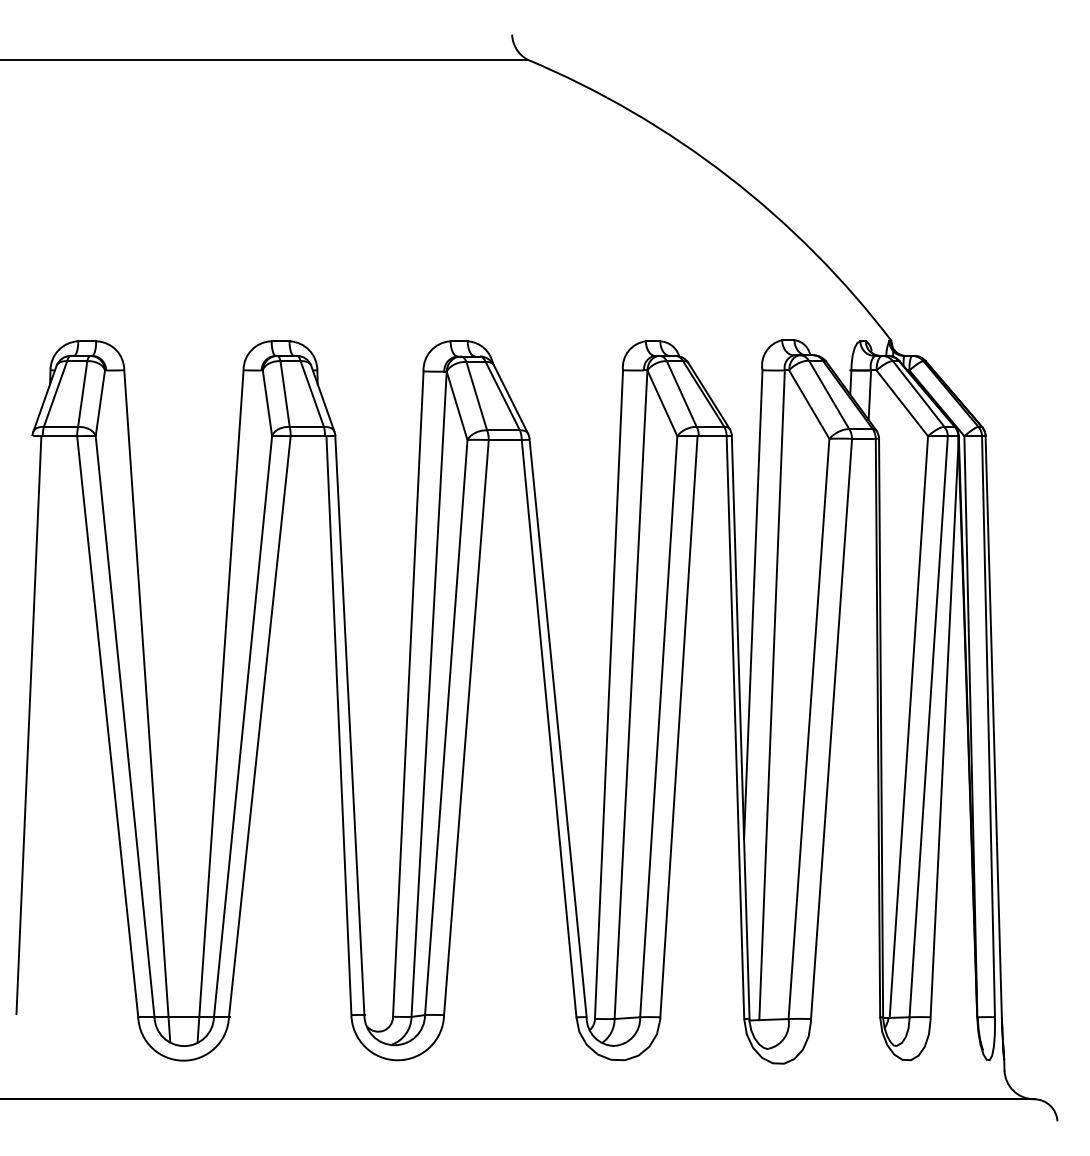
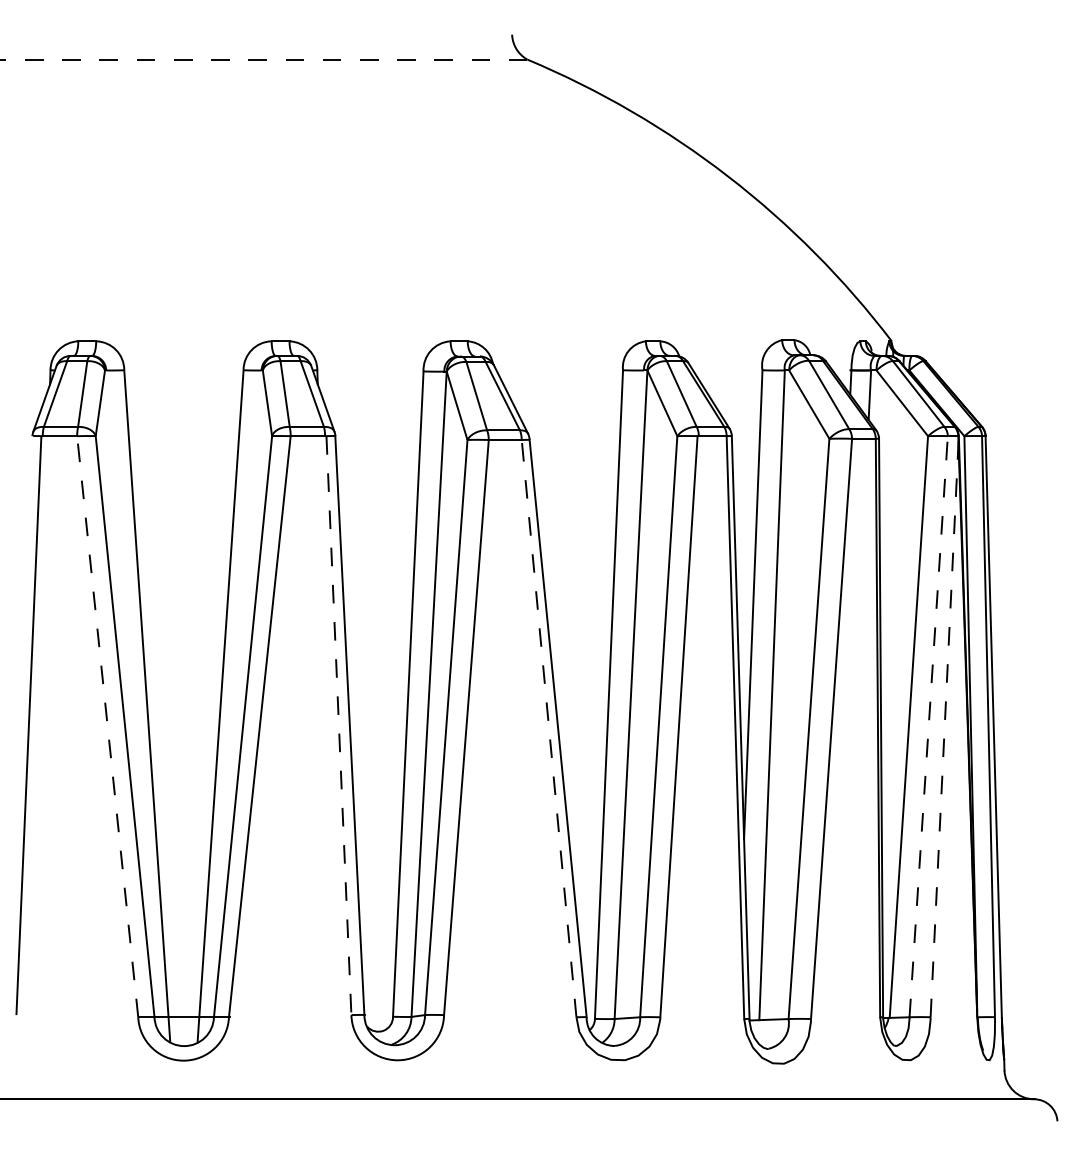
line: solid -> dashed (263, 59)
line: solid -> dashed (338, 724)
line: solid -> dashed (107, 726)
line: solid -> dashed (928, 726)
line: solid -> dashed (944, 726)
line: solid -> dashed (549, 728)
